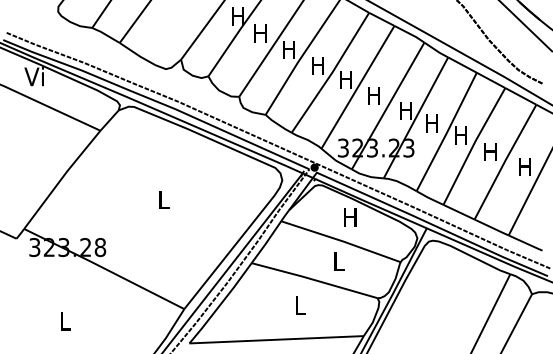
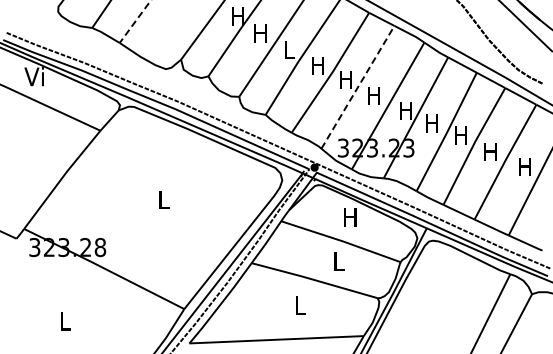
line: solid -> dashed (135, 22)
text: H -> L (288, 49)
line: solid -> dashed (358, 86)
